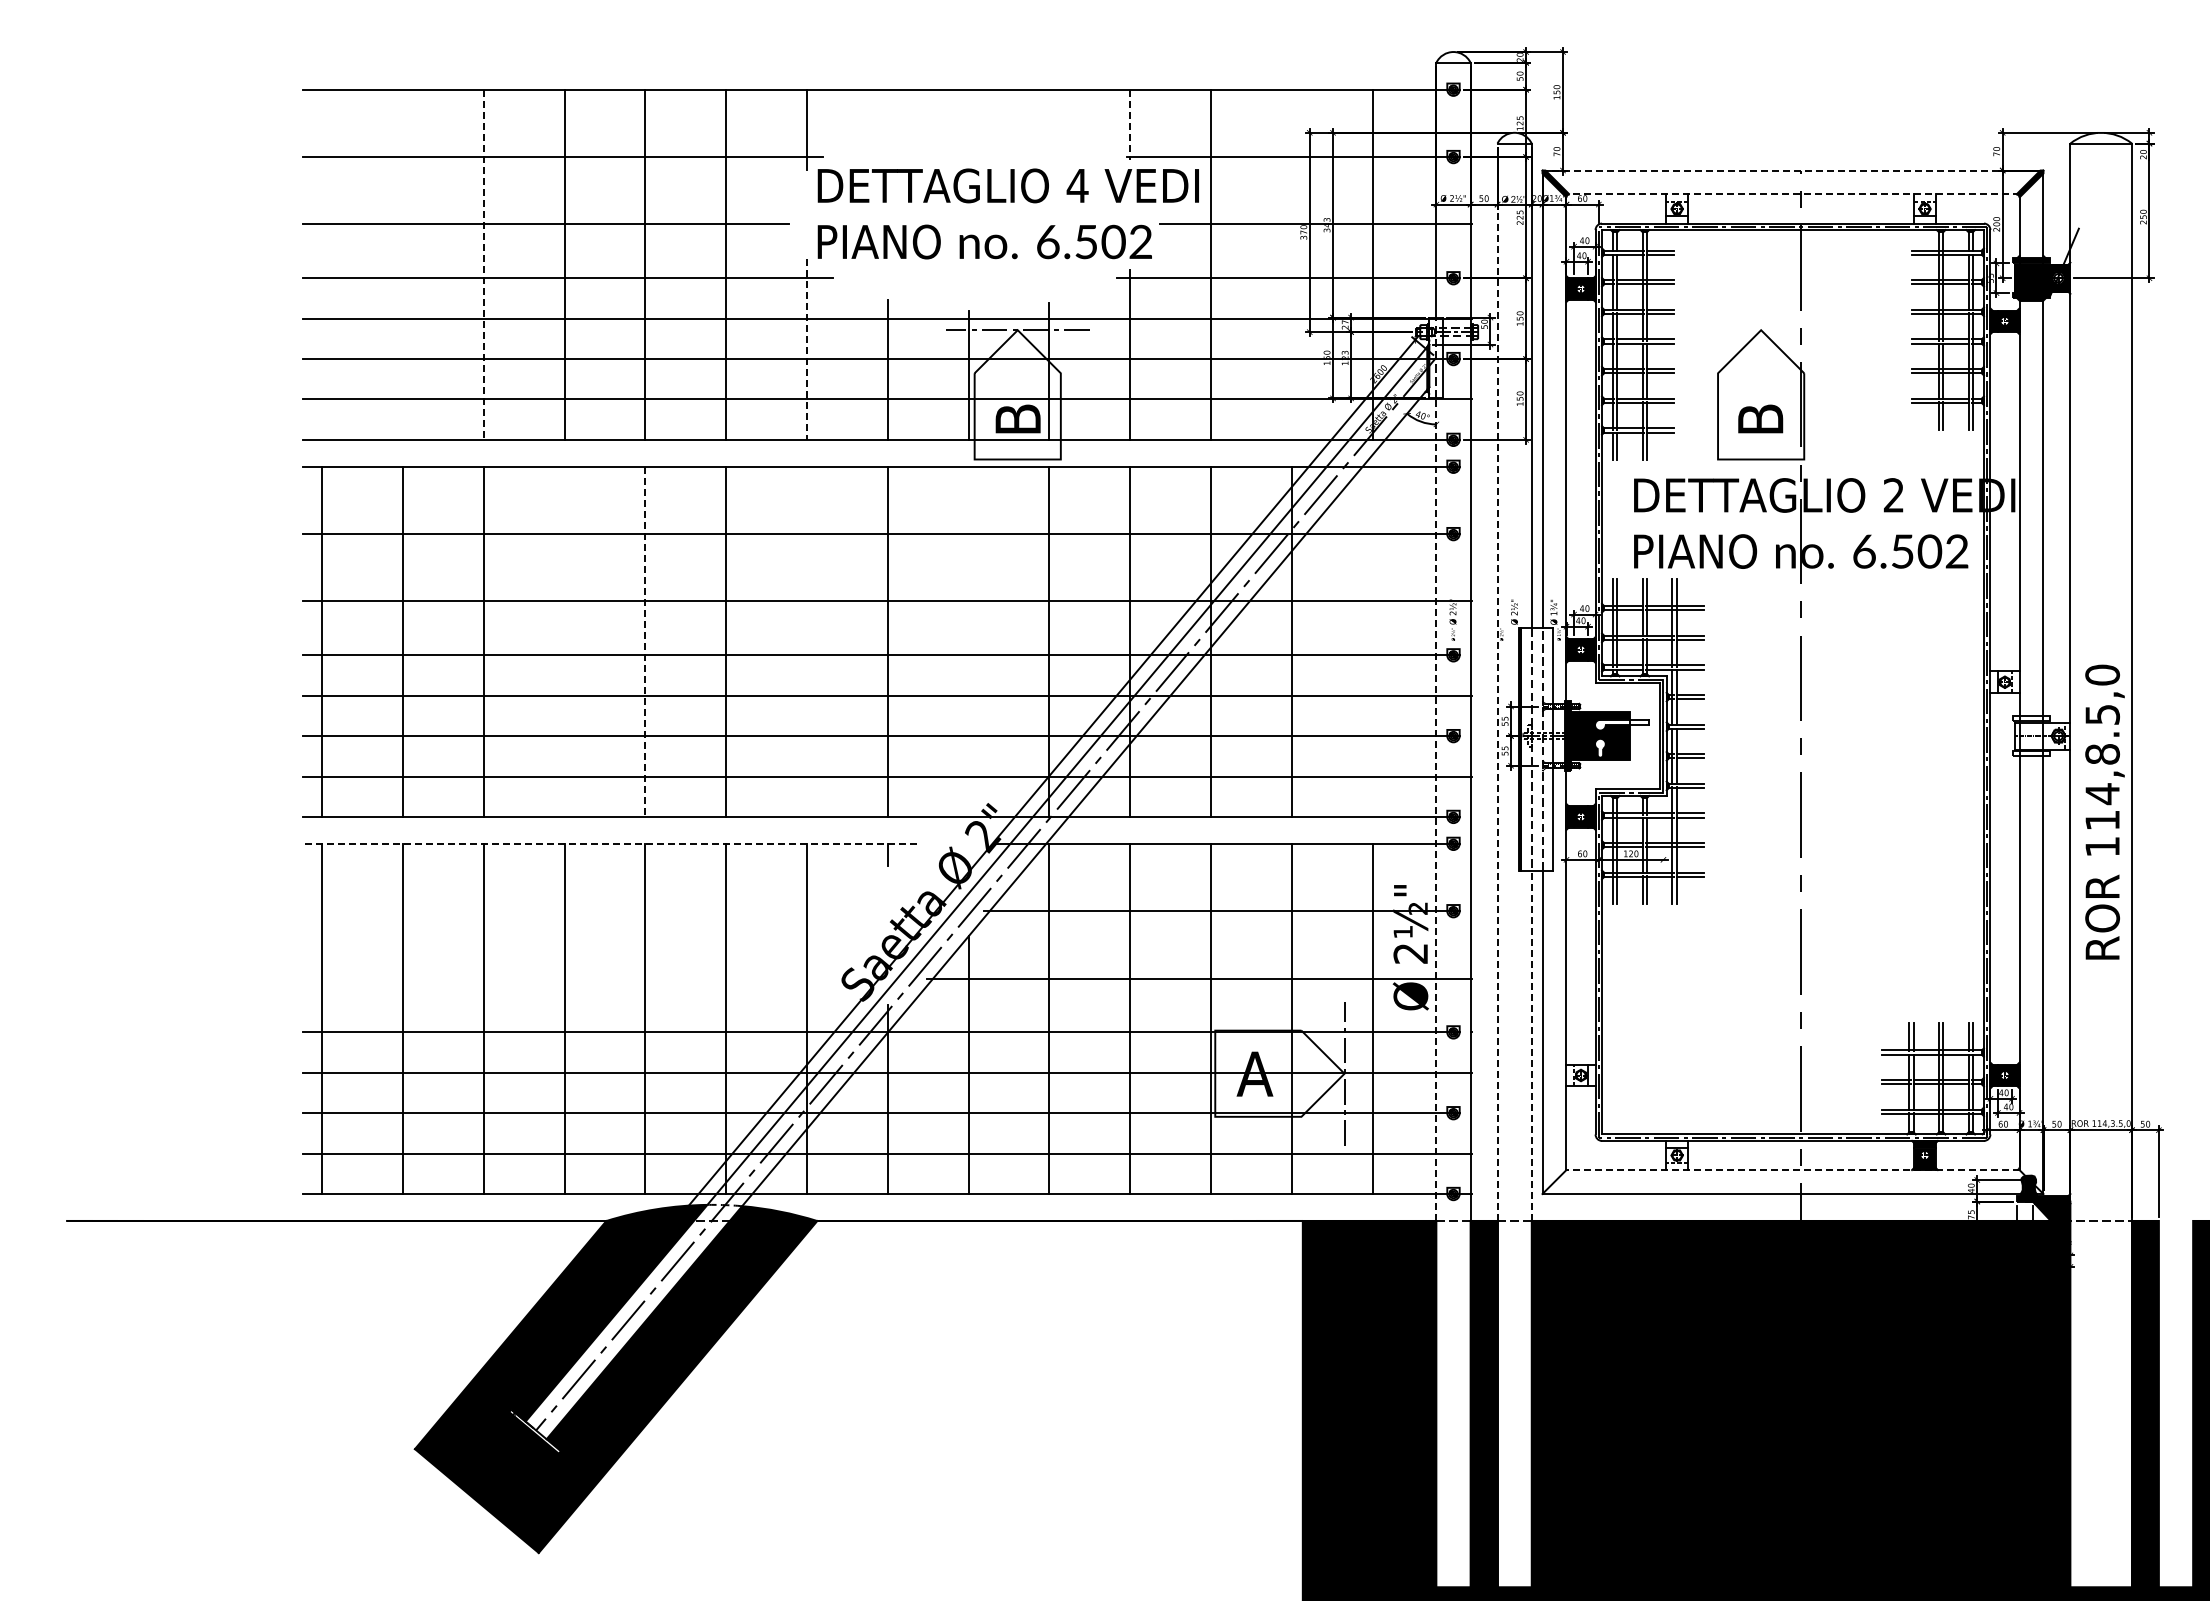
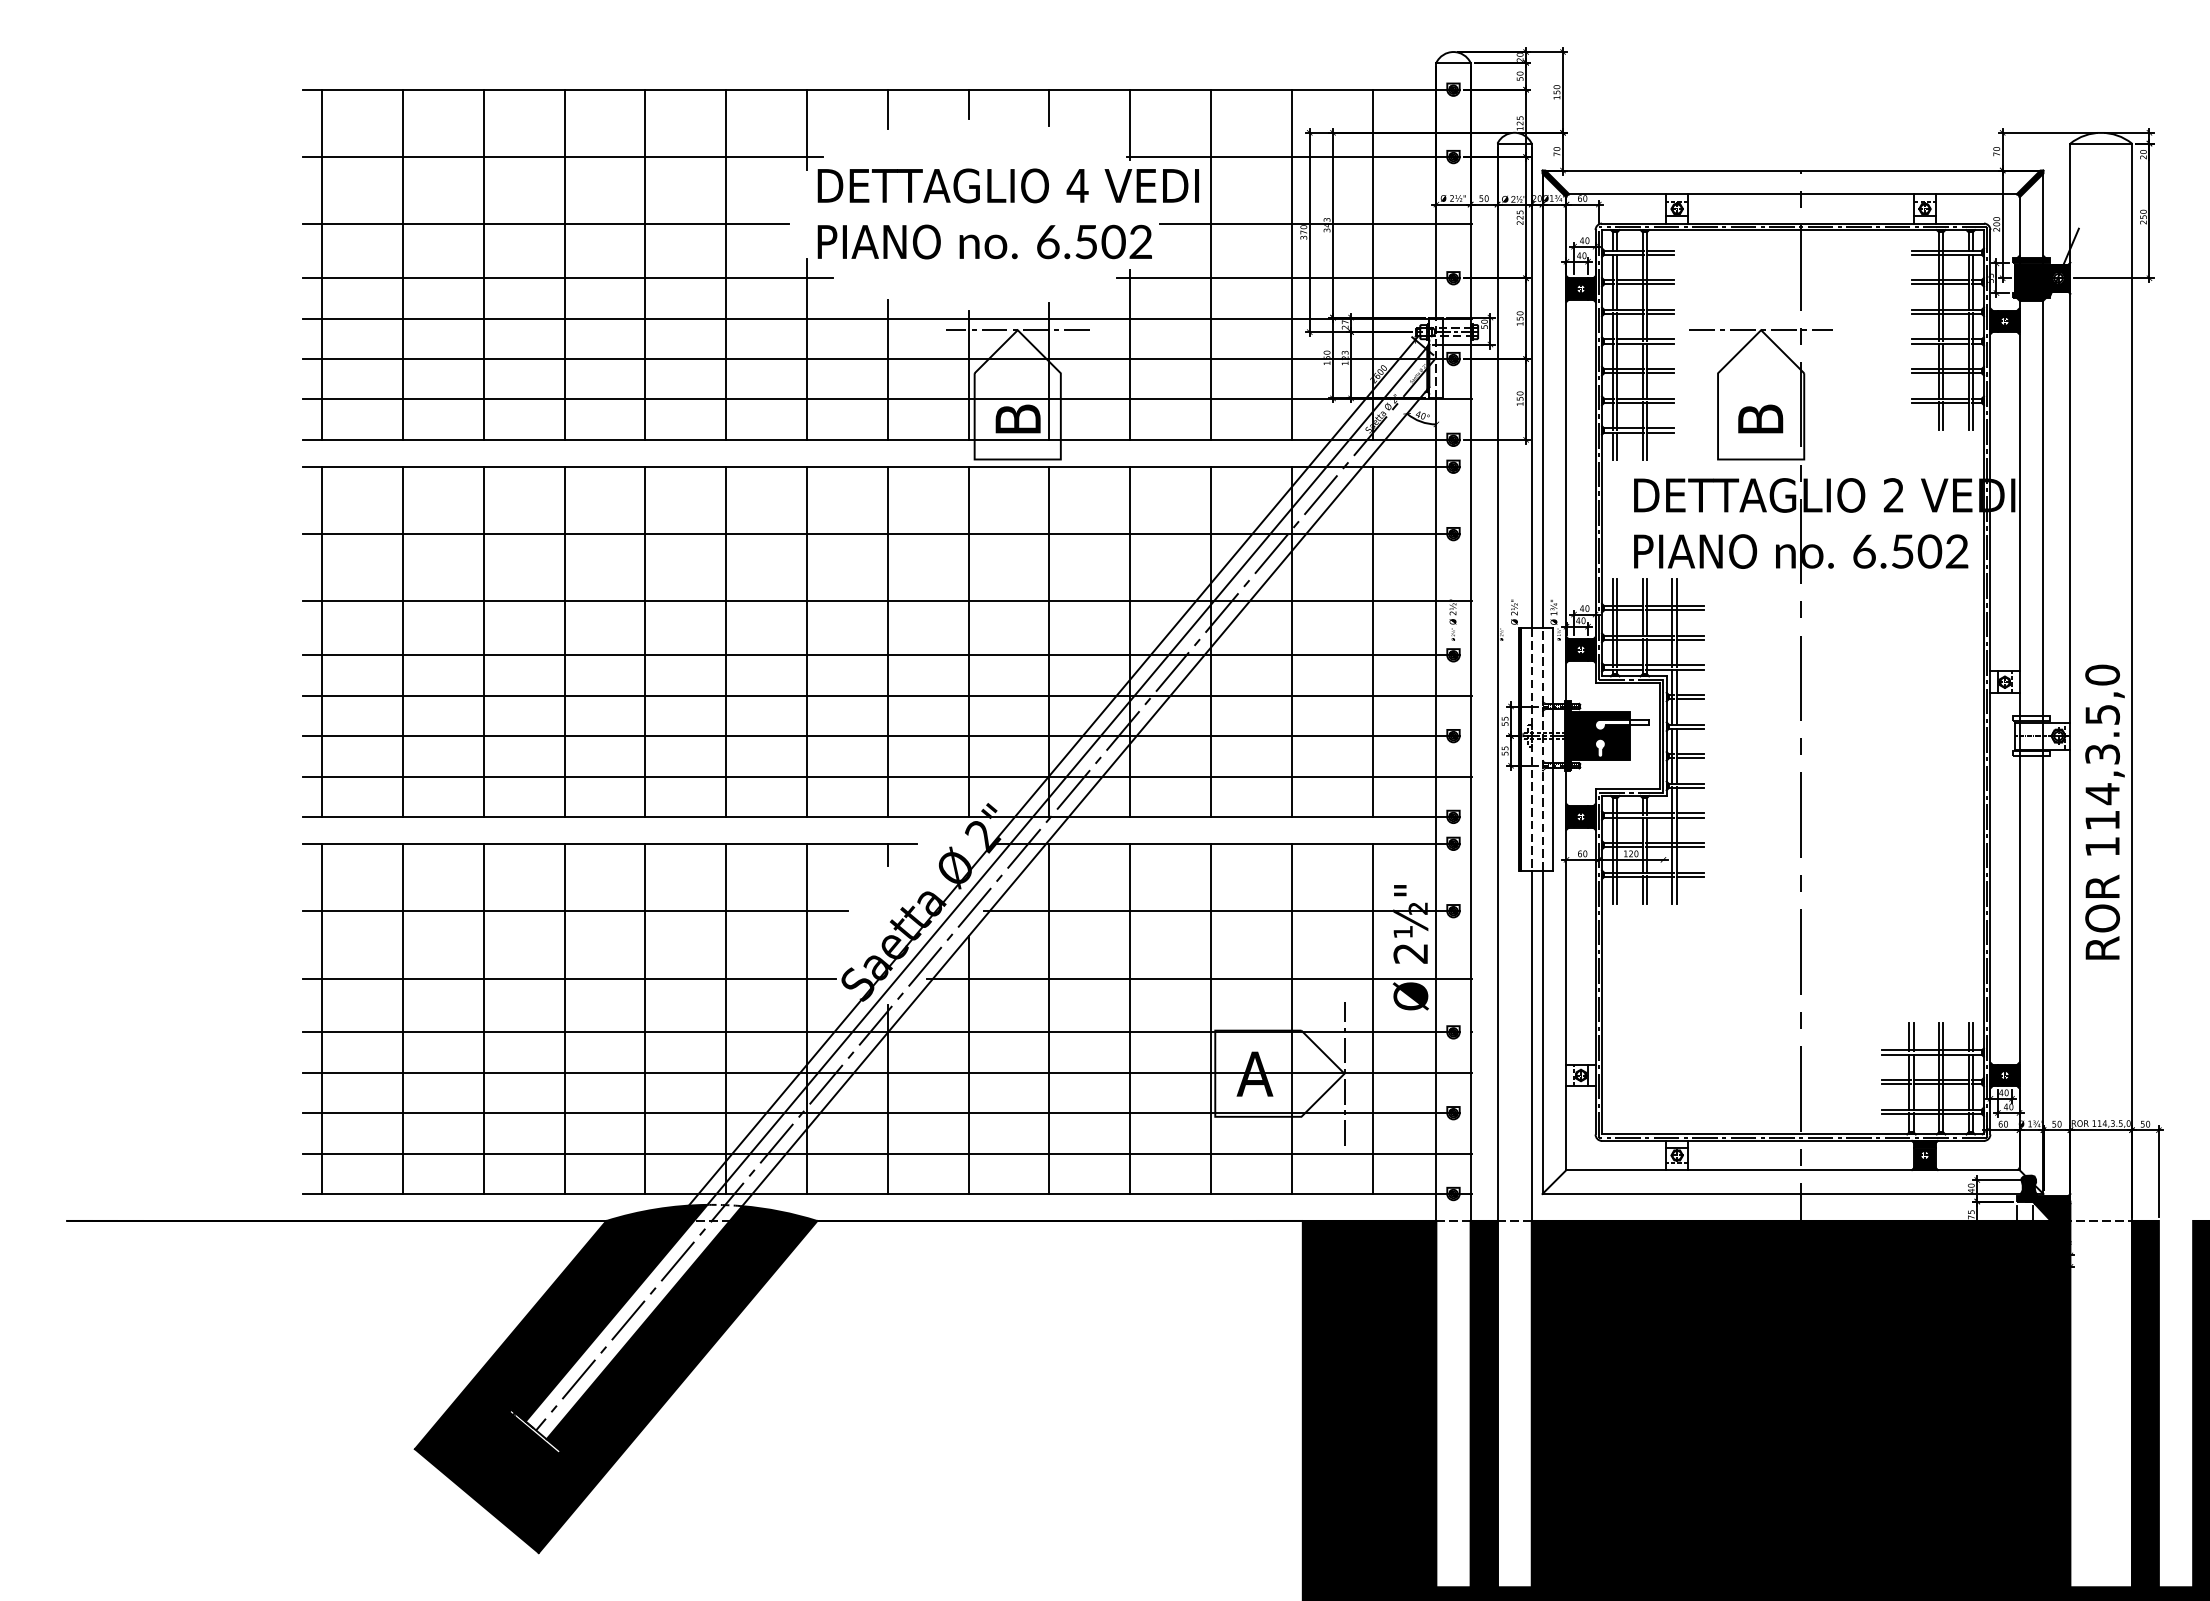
line: none -> present (968, 103)
line: none -> present (1049, 107)
line: none -> present (887, 109)
line: dashed -> solid (1130, 124)
line: dashed -> solid (1792, 170)
line: dashed -> solid (1792, 194)
line: none -> present (322, 264)
line: none -> present (403, 264)
line: none -> present (1291, 264)
line: dashed -> solid (483, 265)
line: none -> present (1760, 330)
line: dashed -> solid (807, 350)
line: none -> present (564, 641)
line: none -> present (807, 641)
line: none -> present (968, 641)
line: none -> present (1372, 641)
line: dashed -> solid (645, 642)
line: dashed -> solid (1497, 682)
text: 114,8.5,0 -> 114,3.5,0 (2102, 754)
line: dashed -> solid (1436, 809)
line: dashed -> solid (610, 843)
line: none -> present (575, 911)
line: none -> present (569, 978)
line: dashed -> solid (1531, 1045)
line: dashed -> solid (1792, 1170)
